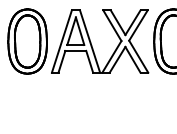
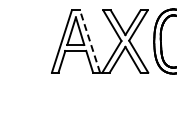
part: present -> none (27, 41)
line: solid -> dashed (90, 41)
